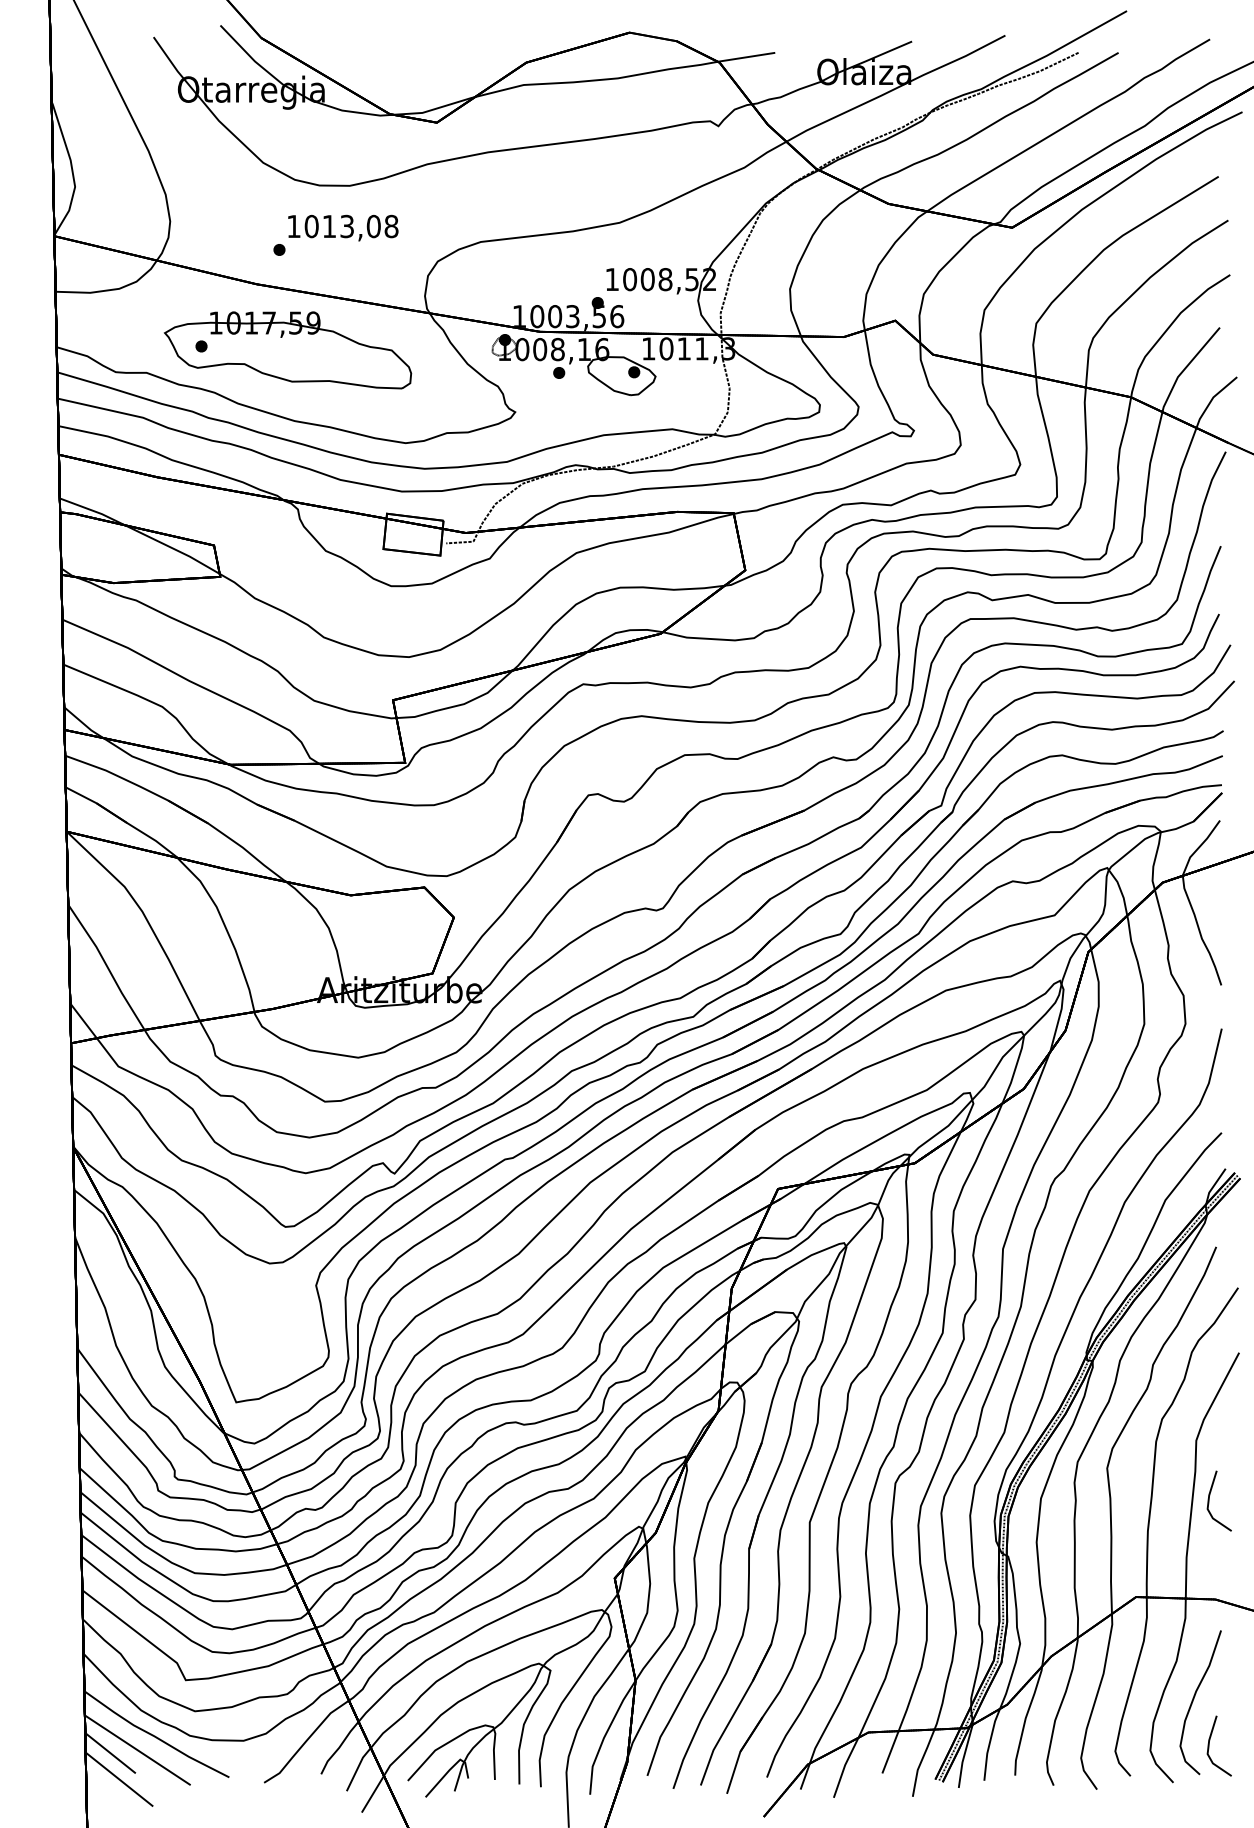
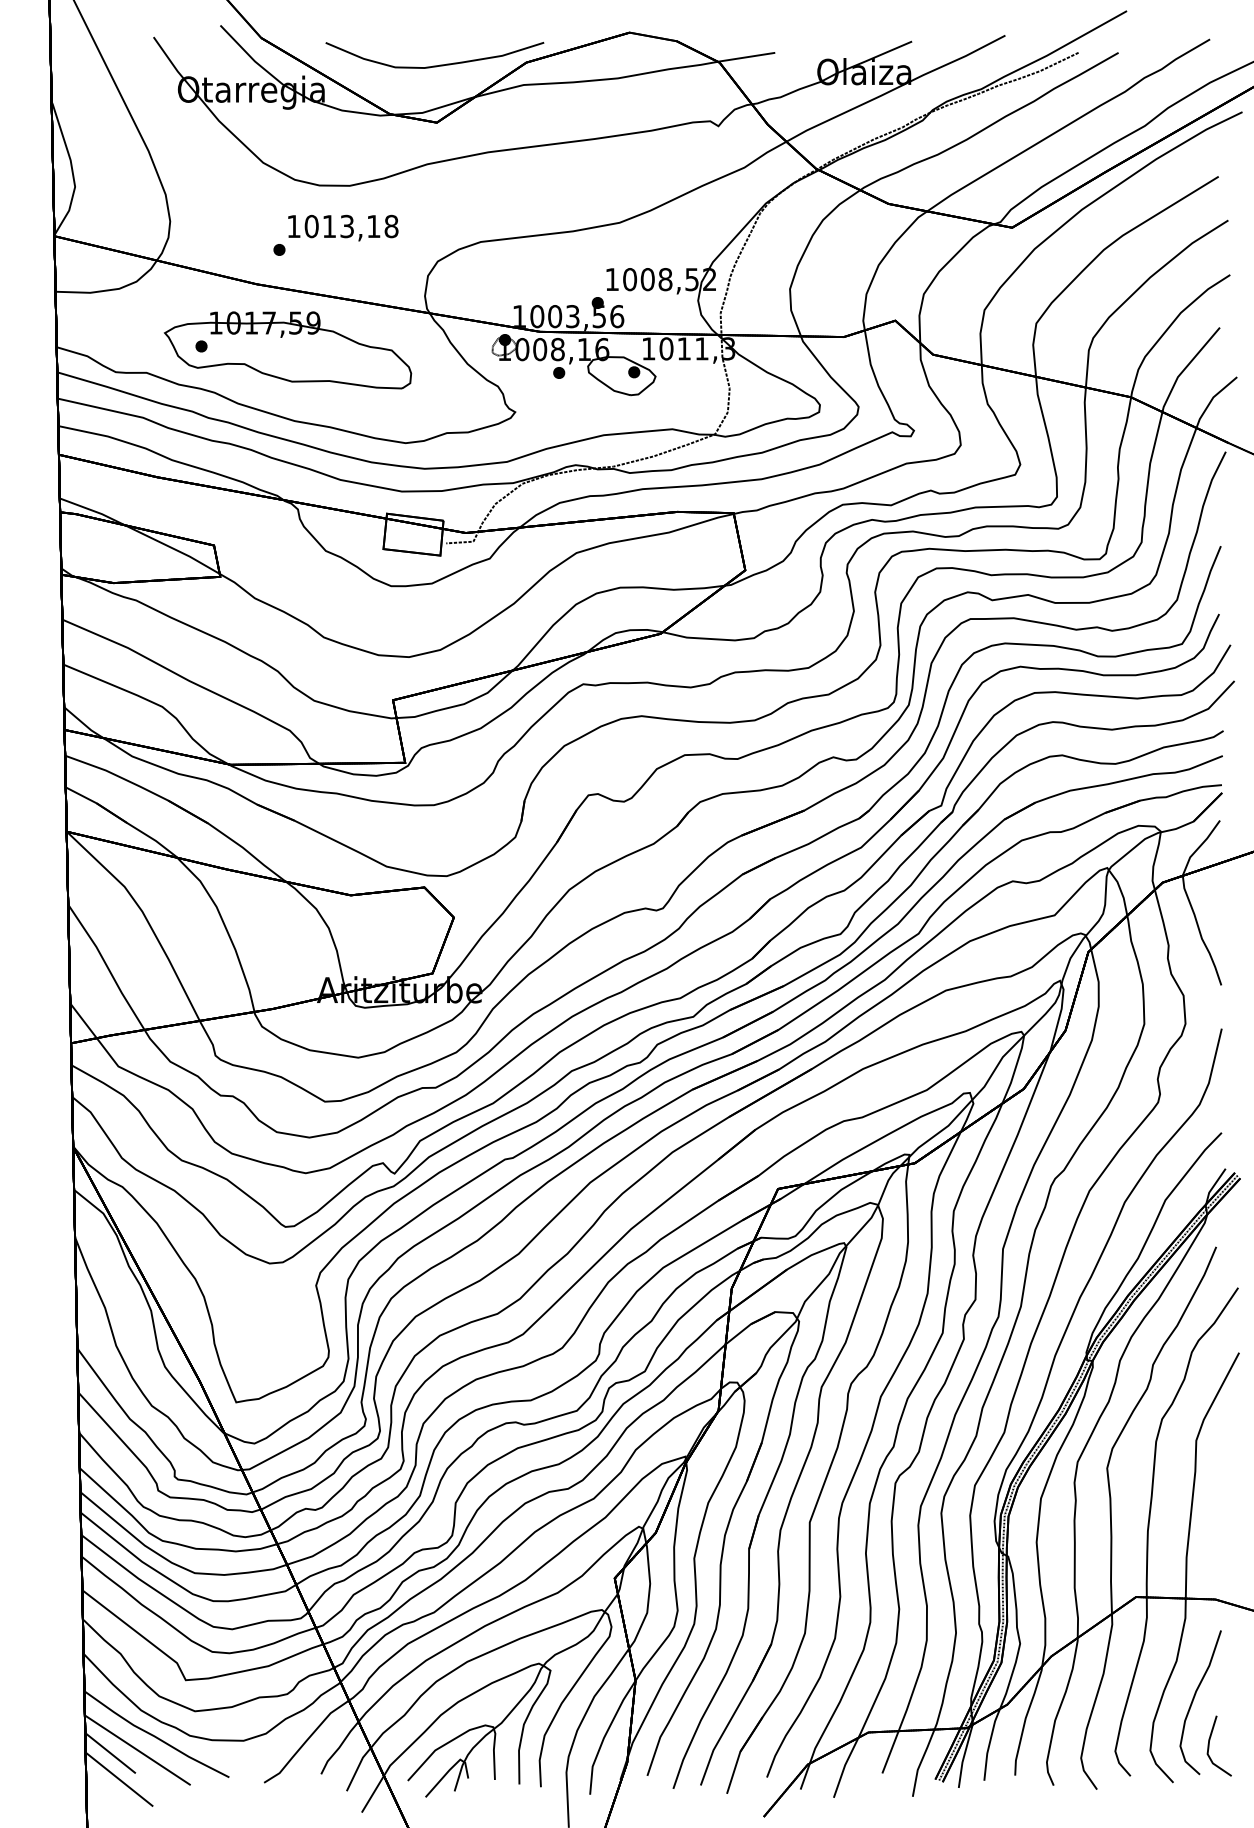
curve: none -> present (434, 65)
text: 1013,08 -> 1013,18 (373, 226)
line: present -> none (1209, 1500)
